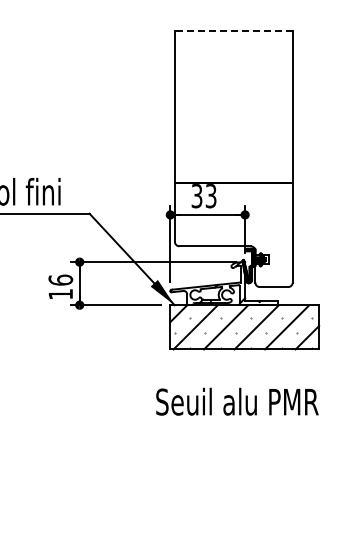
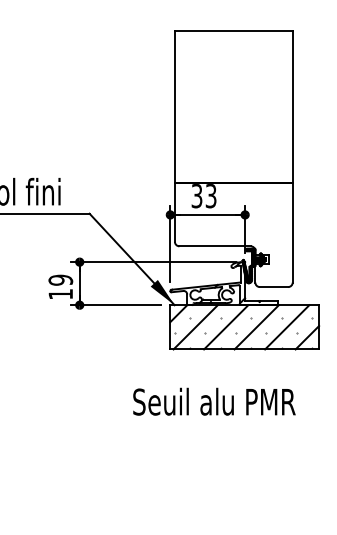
line: dashed -> solid (233, 31)
text: 16 -> 19 (60, 279)
text position: (237, 401) -> (214, 401) (214, 401)
